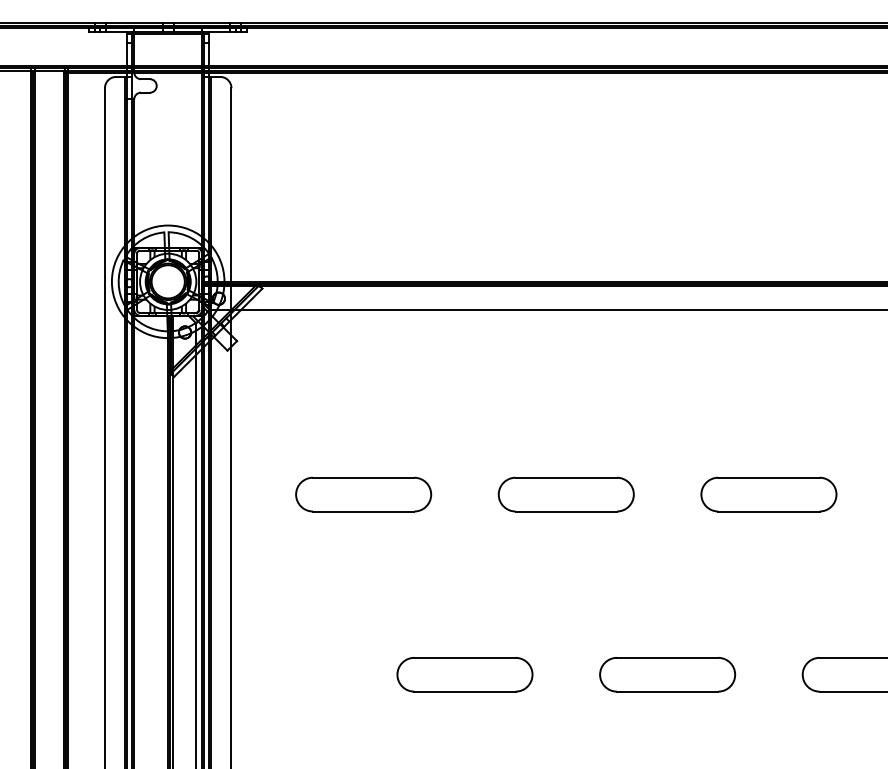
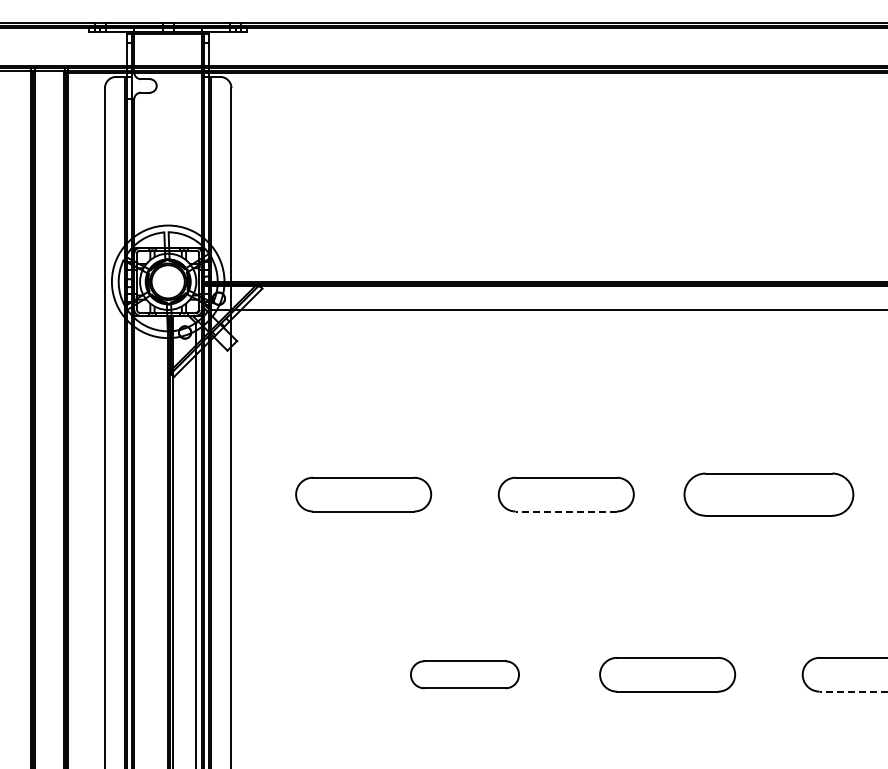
part size: 138x37 px -> 172x45 px (768, 494)
line: solid -> dashed (566, 511)
part size: 138x36 px -> 110x30 px (464, 674)
line: solid -> dashed (853, 691)
